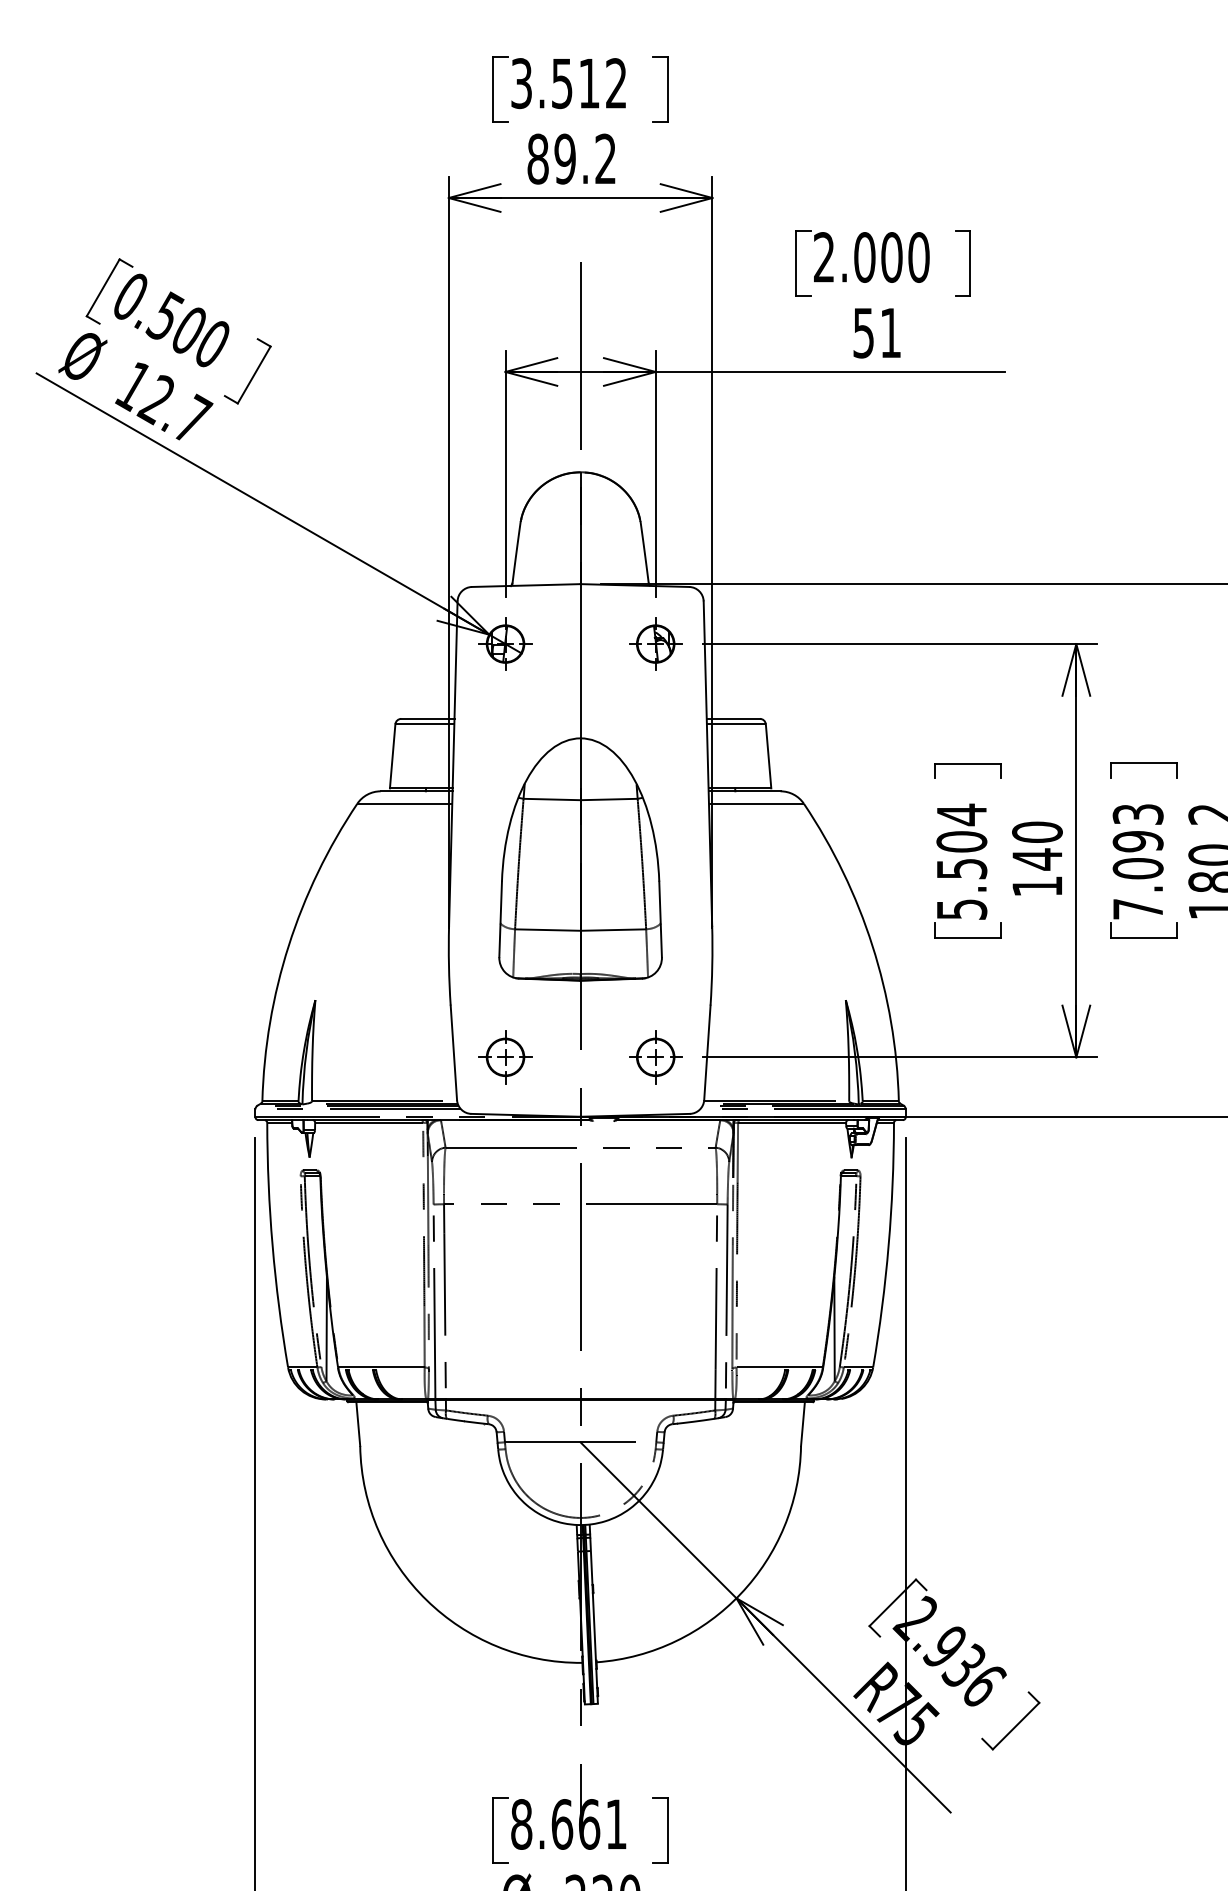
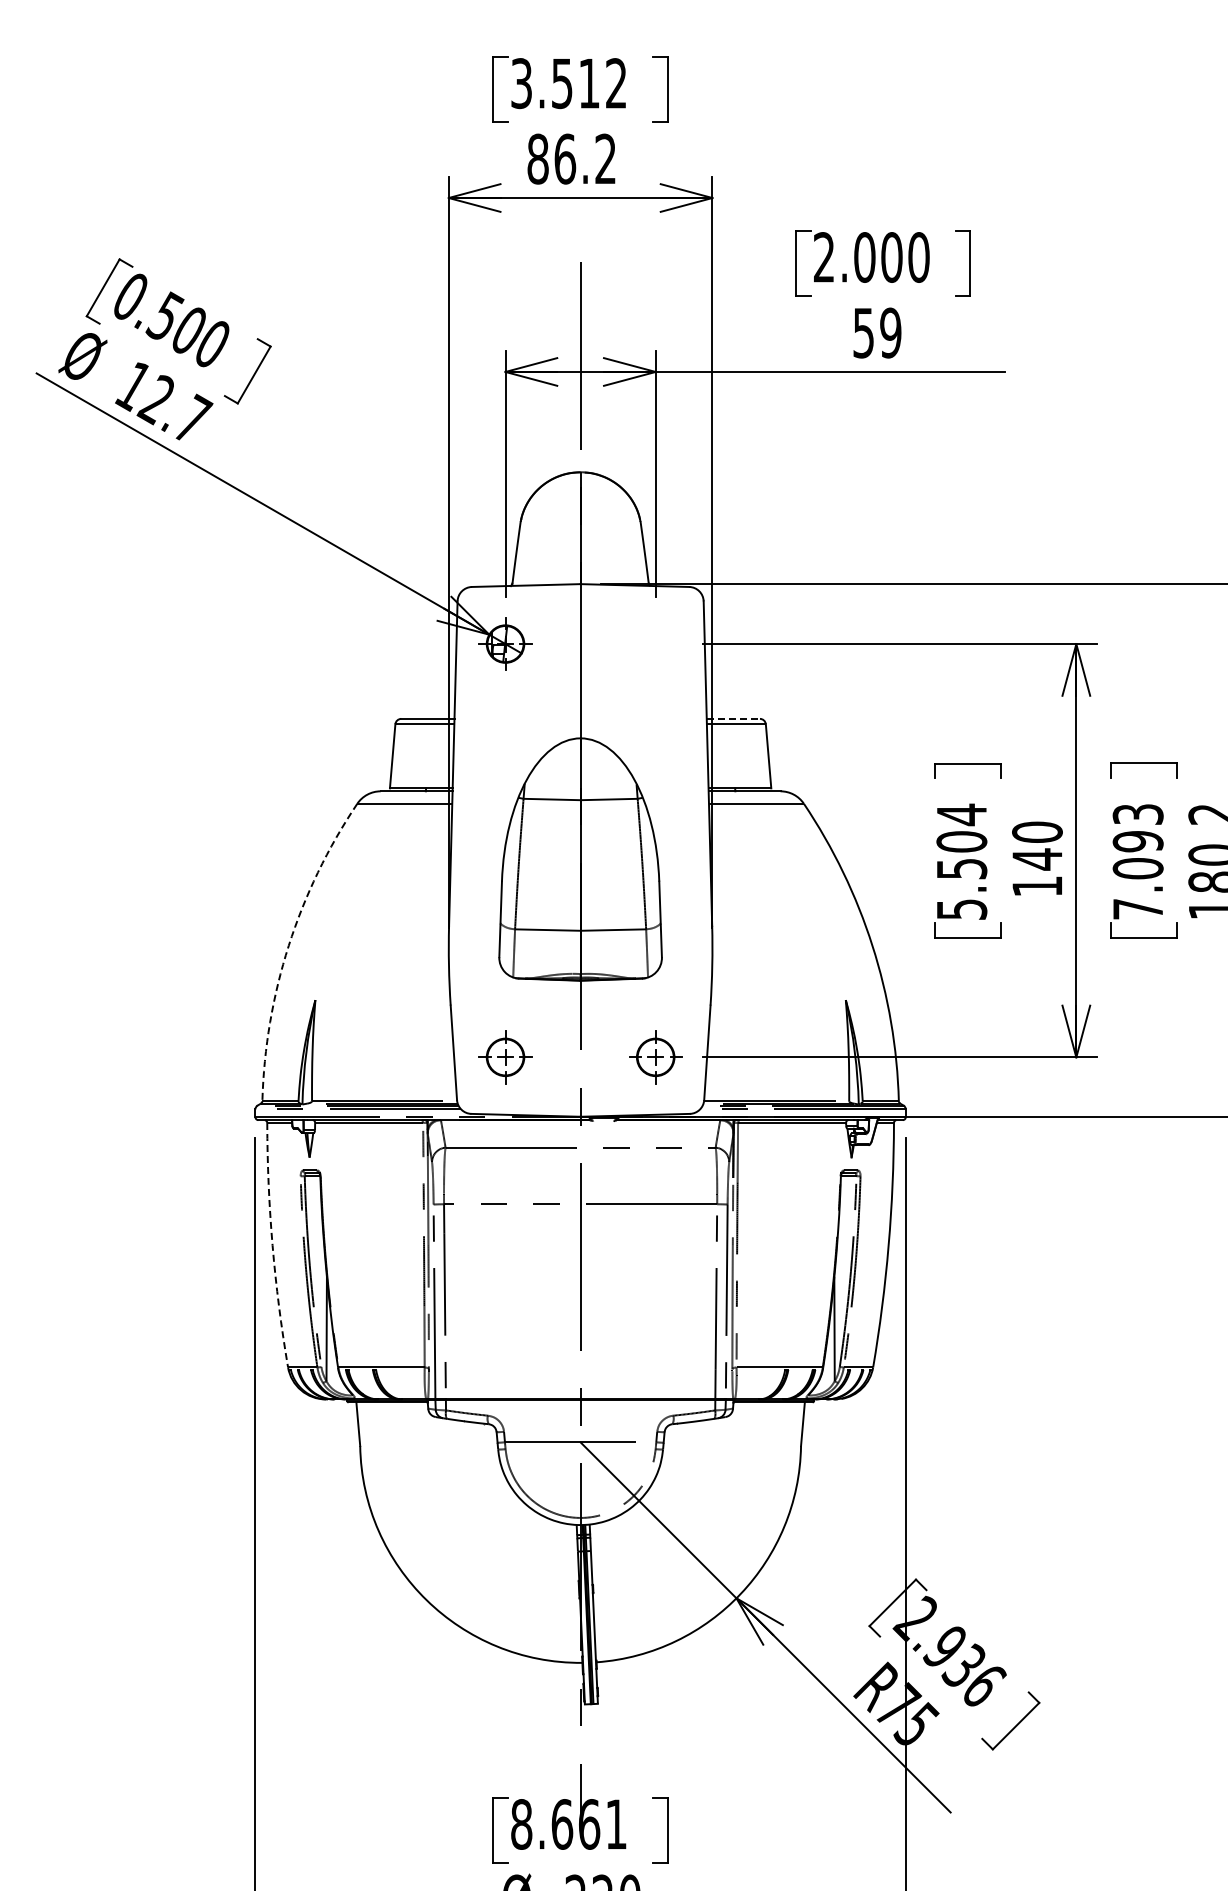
text: 89.2 -> 86.2 (565, 158)
text: 51 -> 59 (890, 332)
part: present -> none (655, 643)
line: solid -> dashed (733, 718)
arc: solid -> dashed (288, 945)
arc: solid -> dashed (272, 1245)
